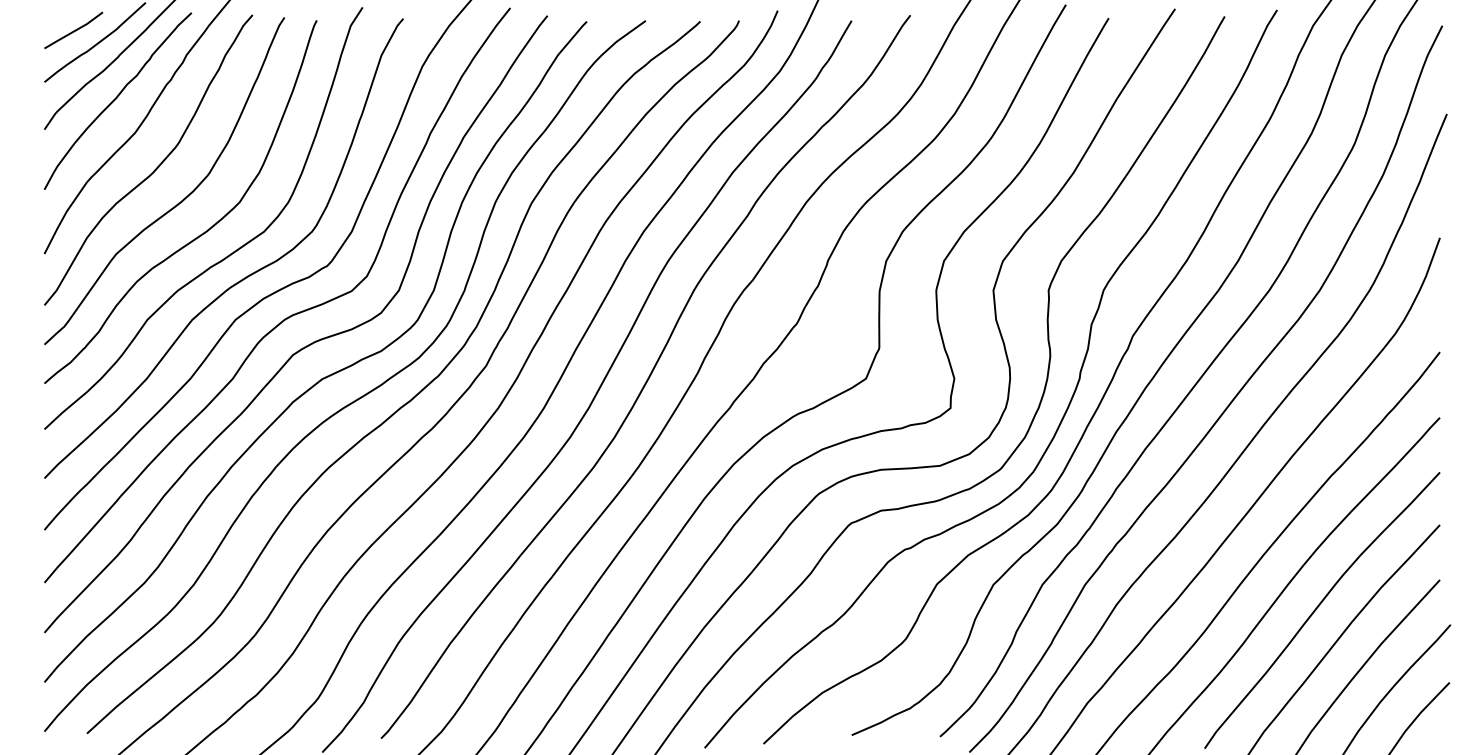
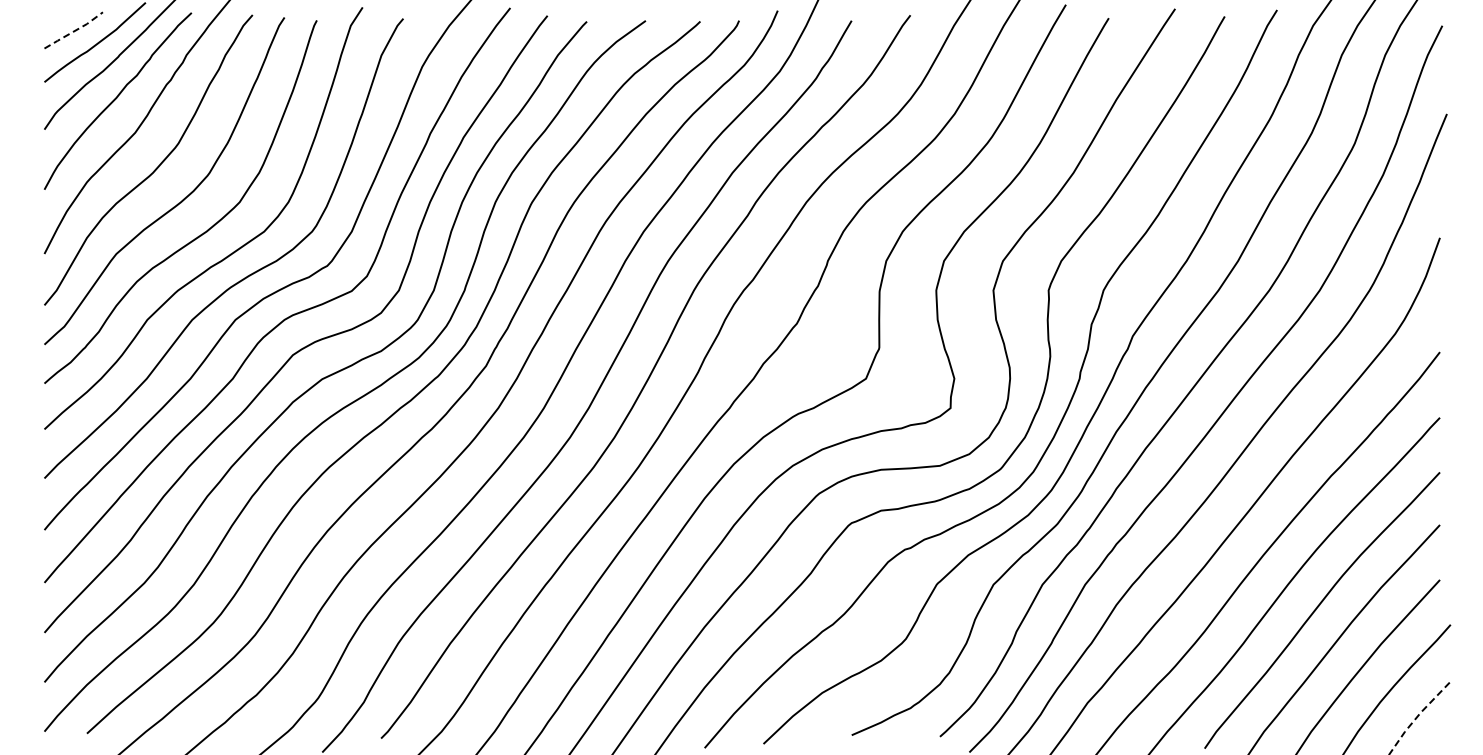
line: solid -> dashed (74, 31)
line: solid -> dashed (1417, 717)
